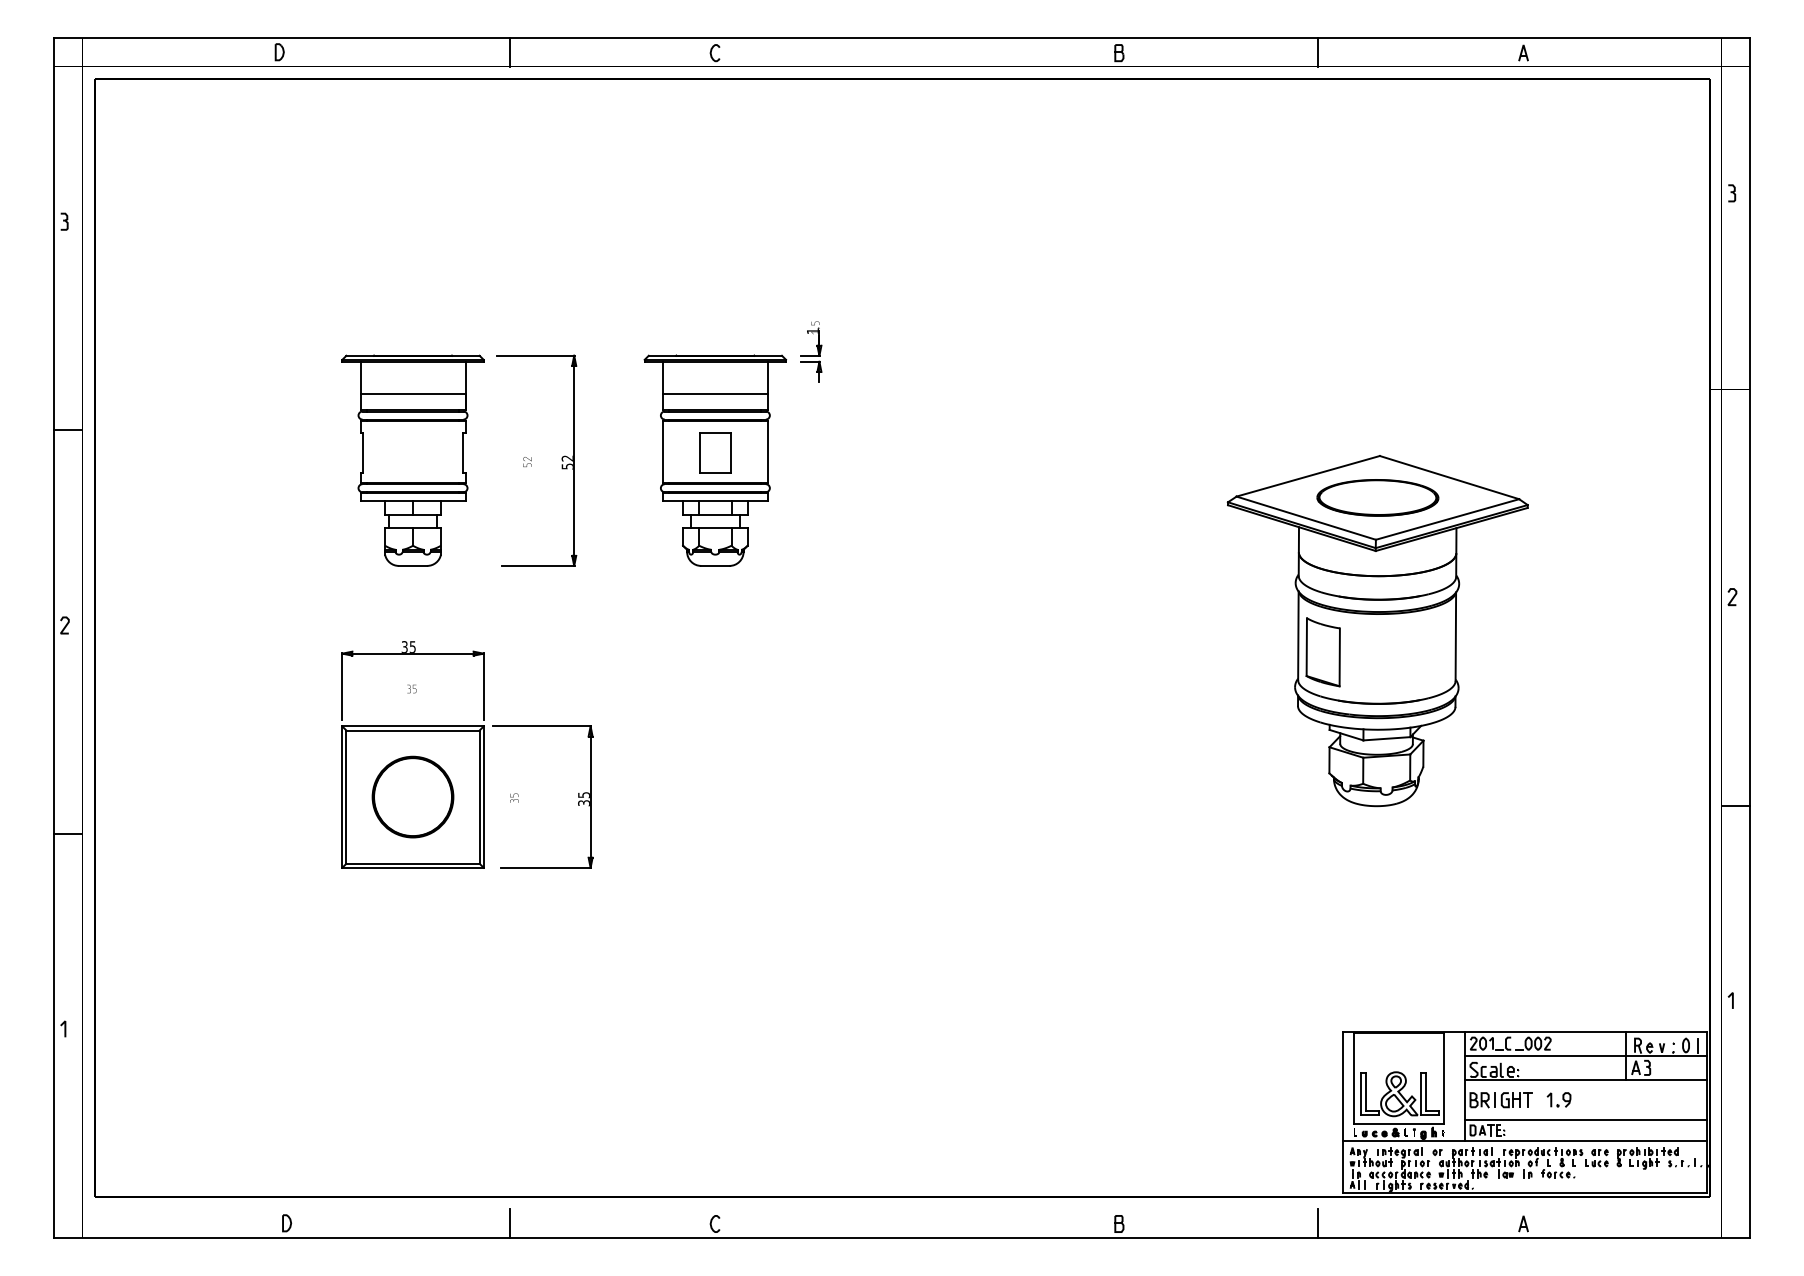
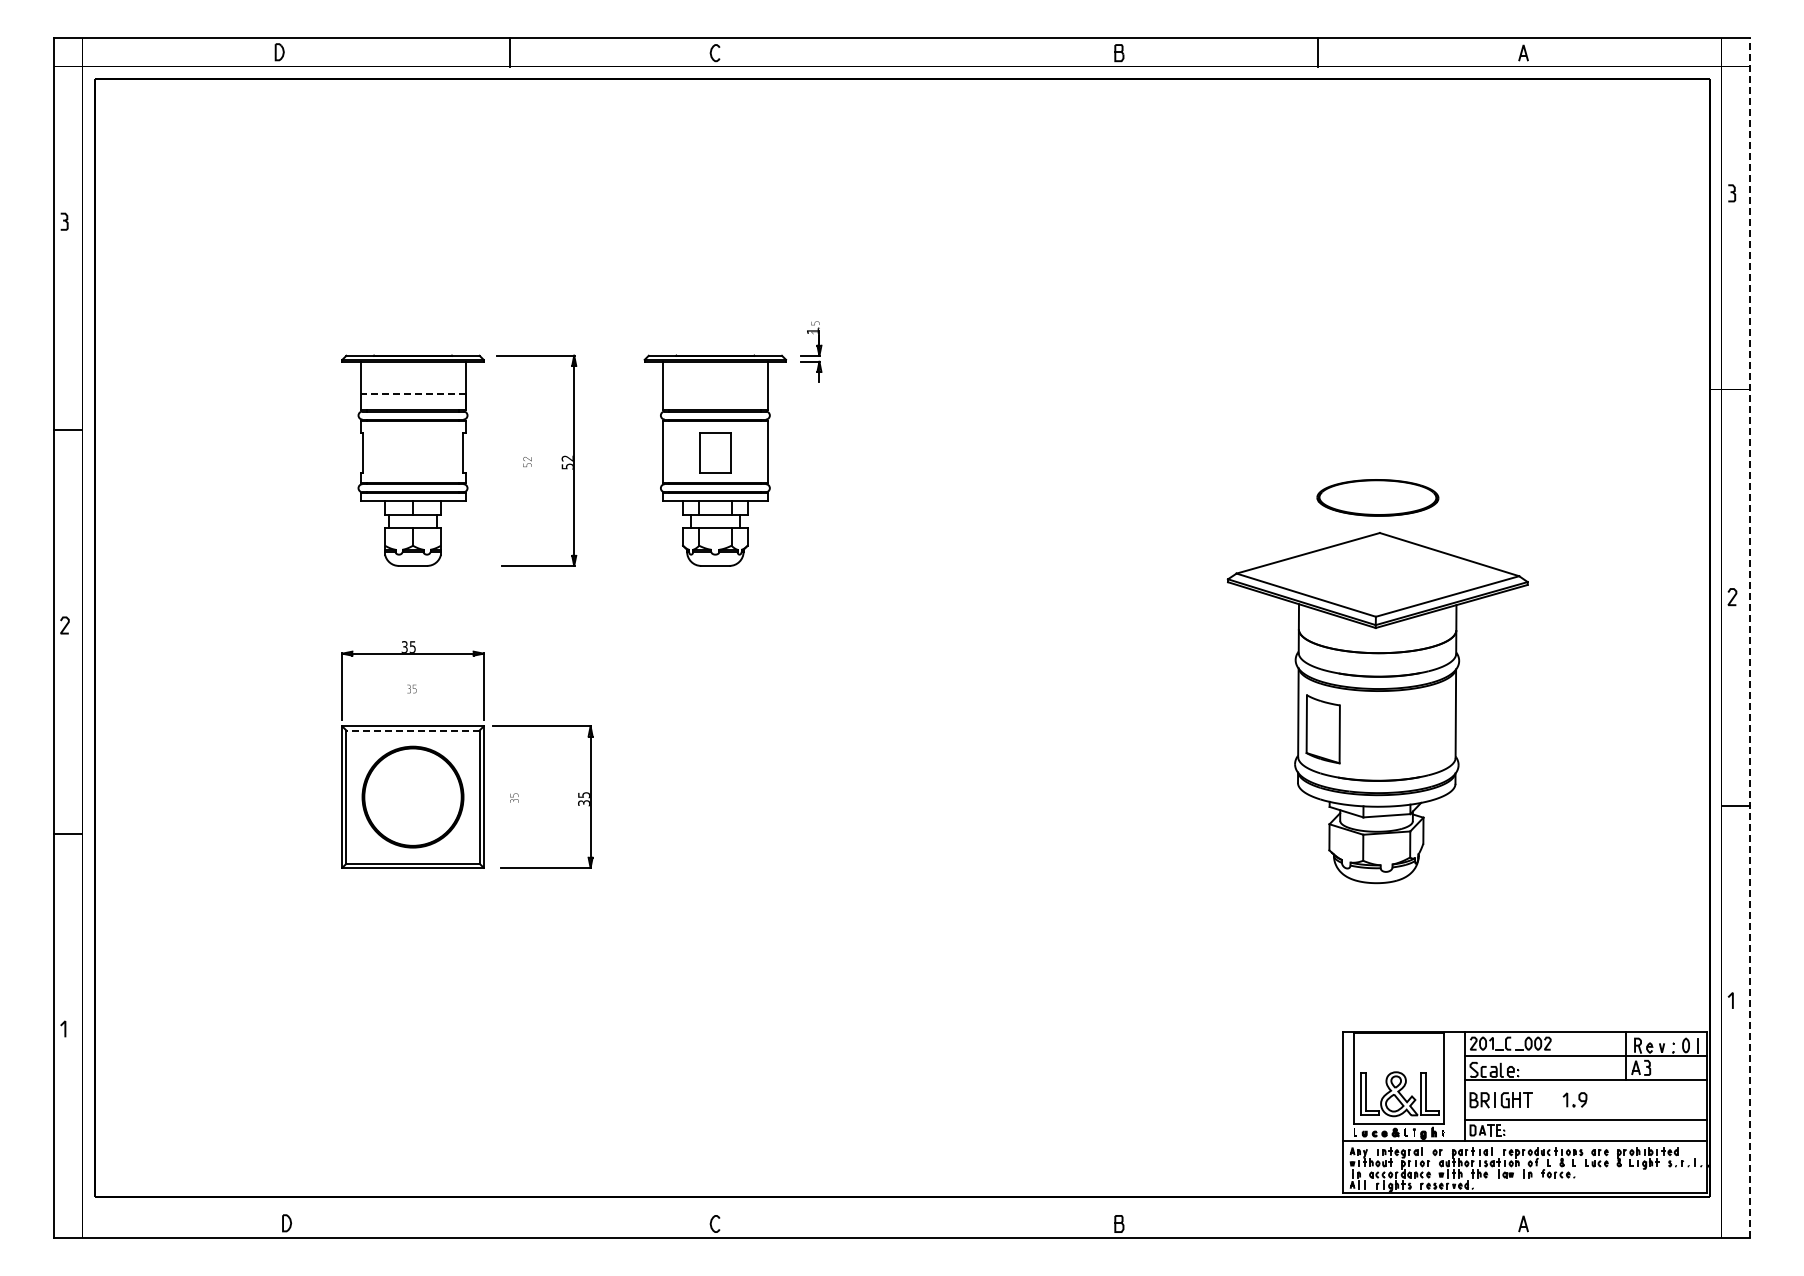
line: solid -> dashed (412, 394)
line: present -> none (714, 394)
part position: (1377, 631) -> (1377, 708) (1377, 708)
line: solid -> dashed (1749, 638)
line: solid -> dashed (413, 730)
part size: 84x84 px -> 104x104 px (412, 796)
part position: (1558, 1099) -> (1574, 1099) (1574, 1099)
line: present -> none (510, 1223)
line: present -> none (1317, 1223)
